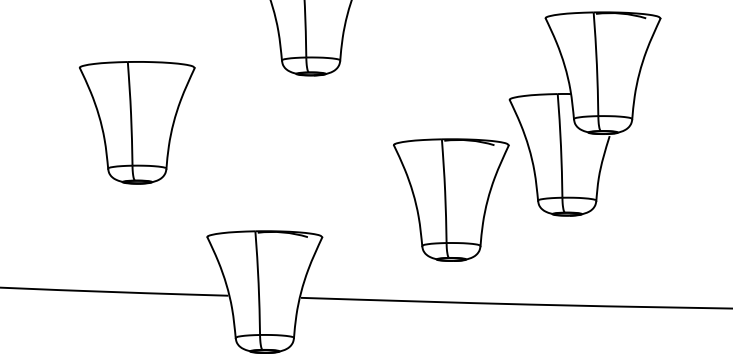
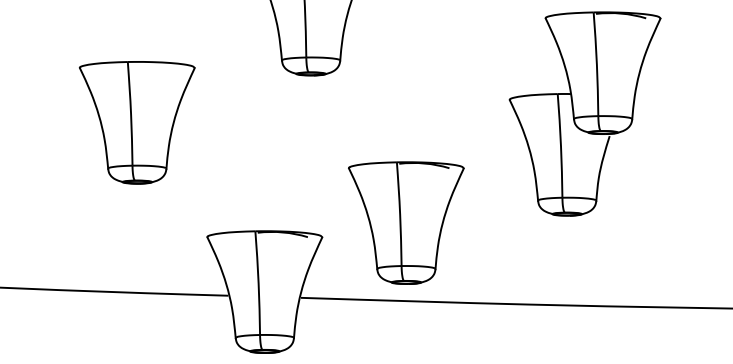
part position: (451, 199) -> (406, 222) (406, 222)
